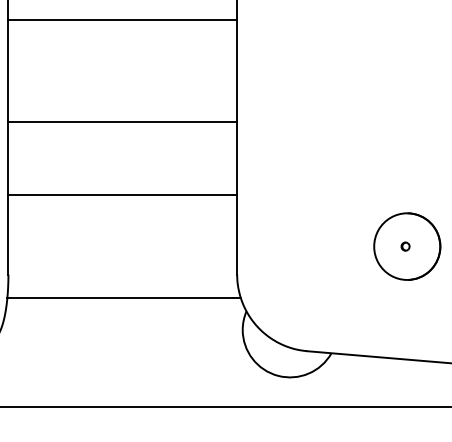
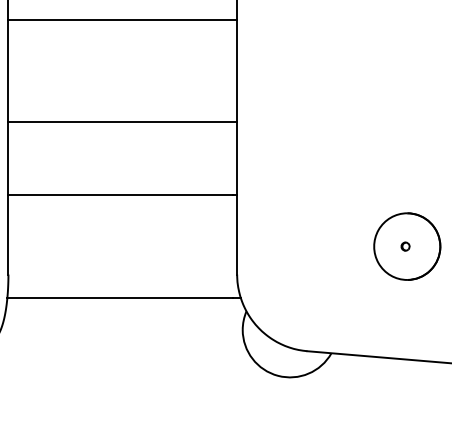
line: present -> none (225, 406)
